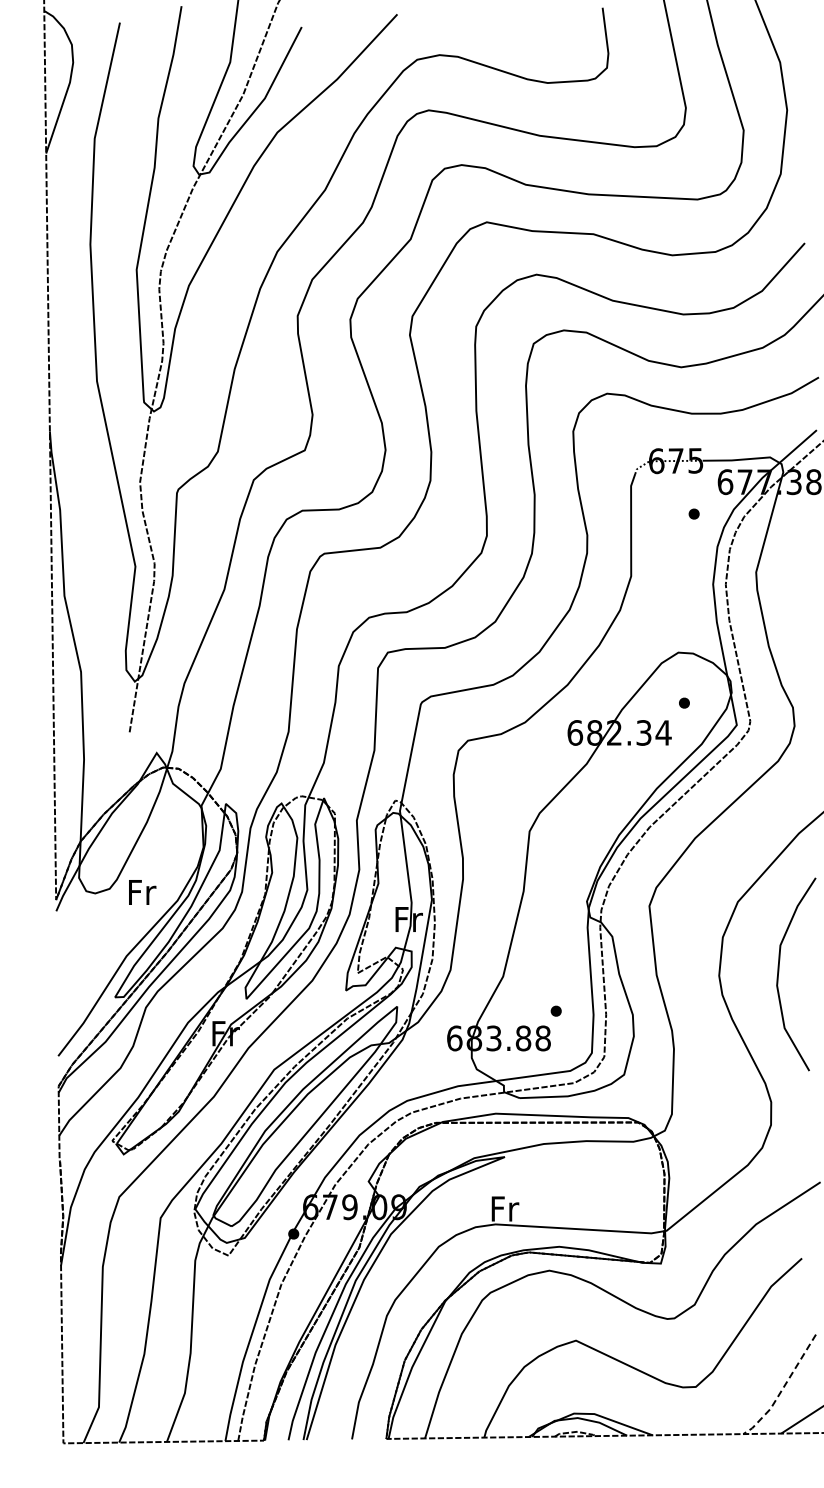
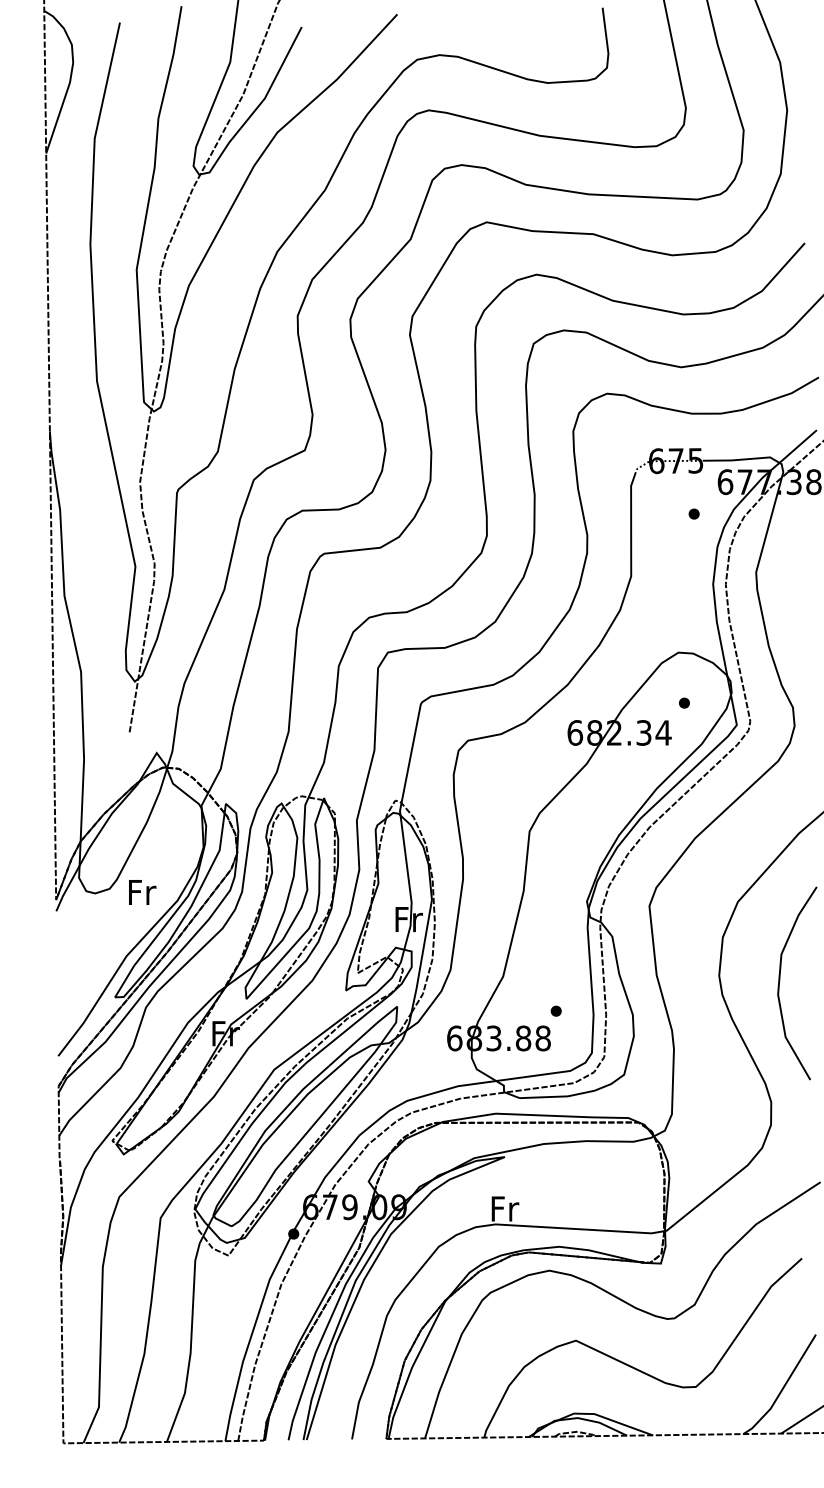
curve position: (779, 972) -> (780, 981) (780, 981)
line: dashed -> solid (782, 1388)
